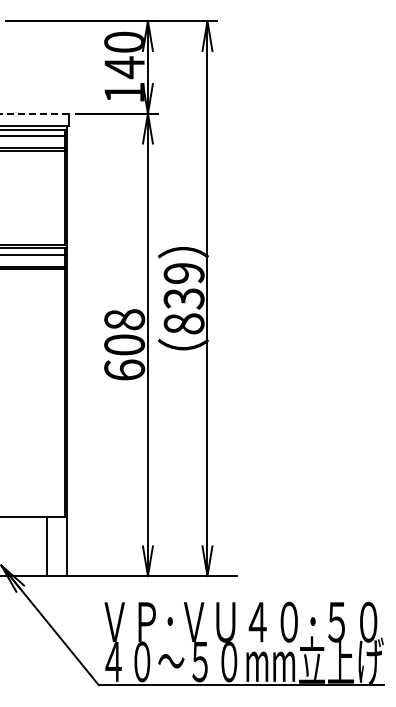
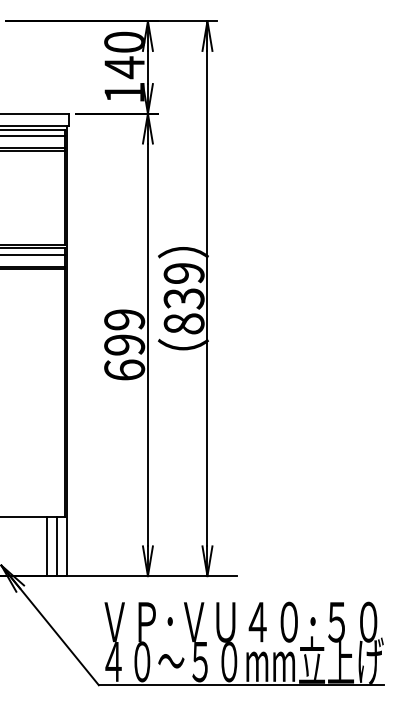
line: dashed -> solid (34, 113)
text: 608 -> 699 (124, 332)
line: none -> present (57, 546)
